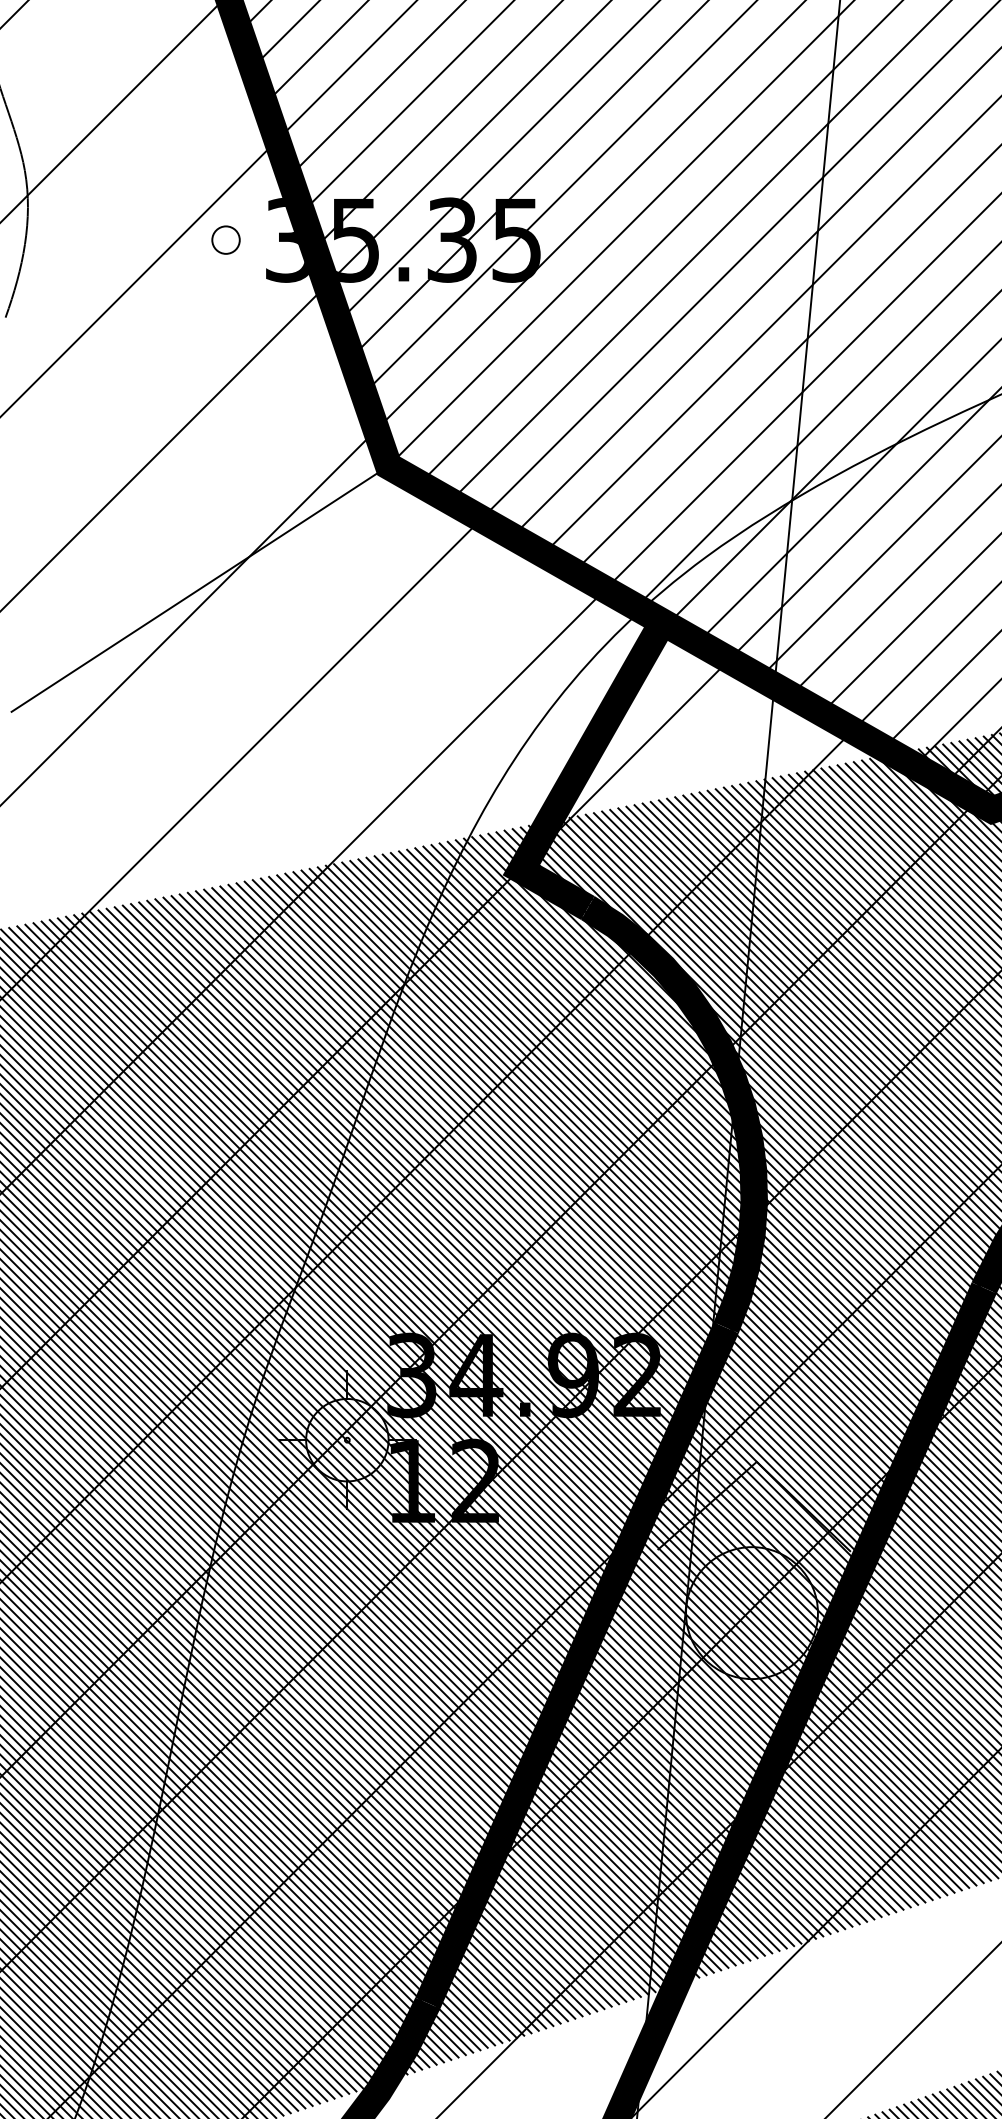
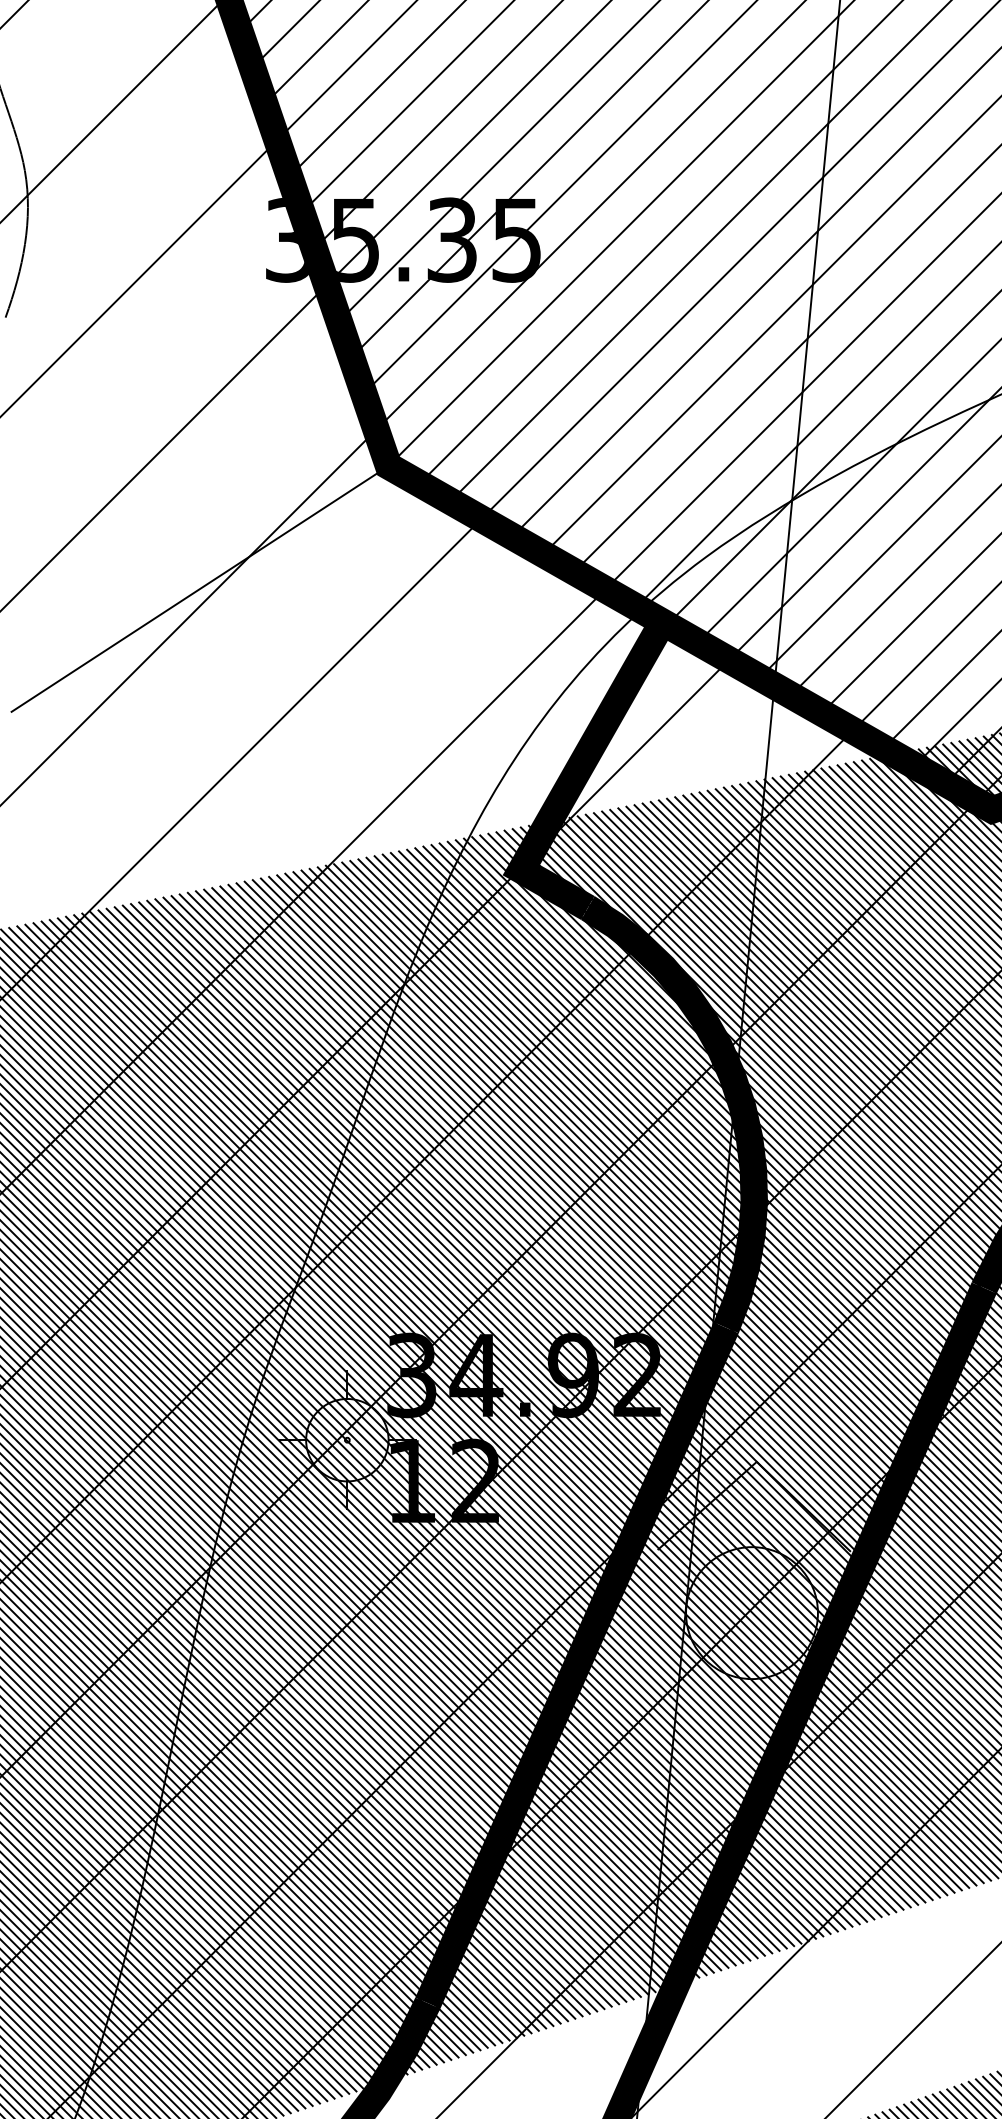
part: present -> none (225, 239)
